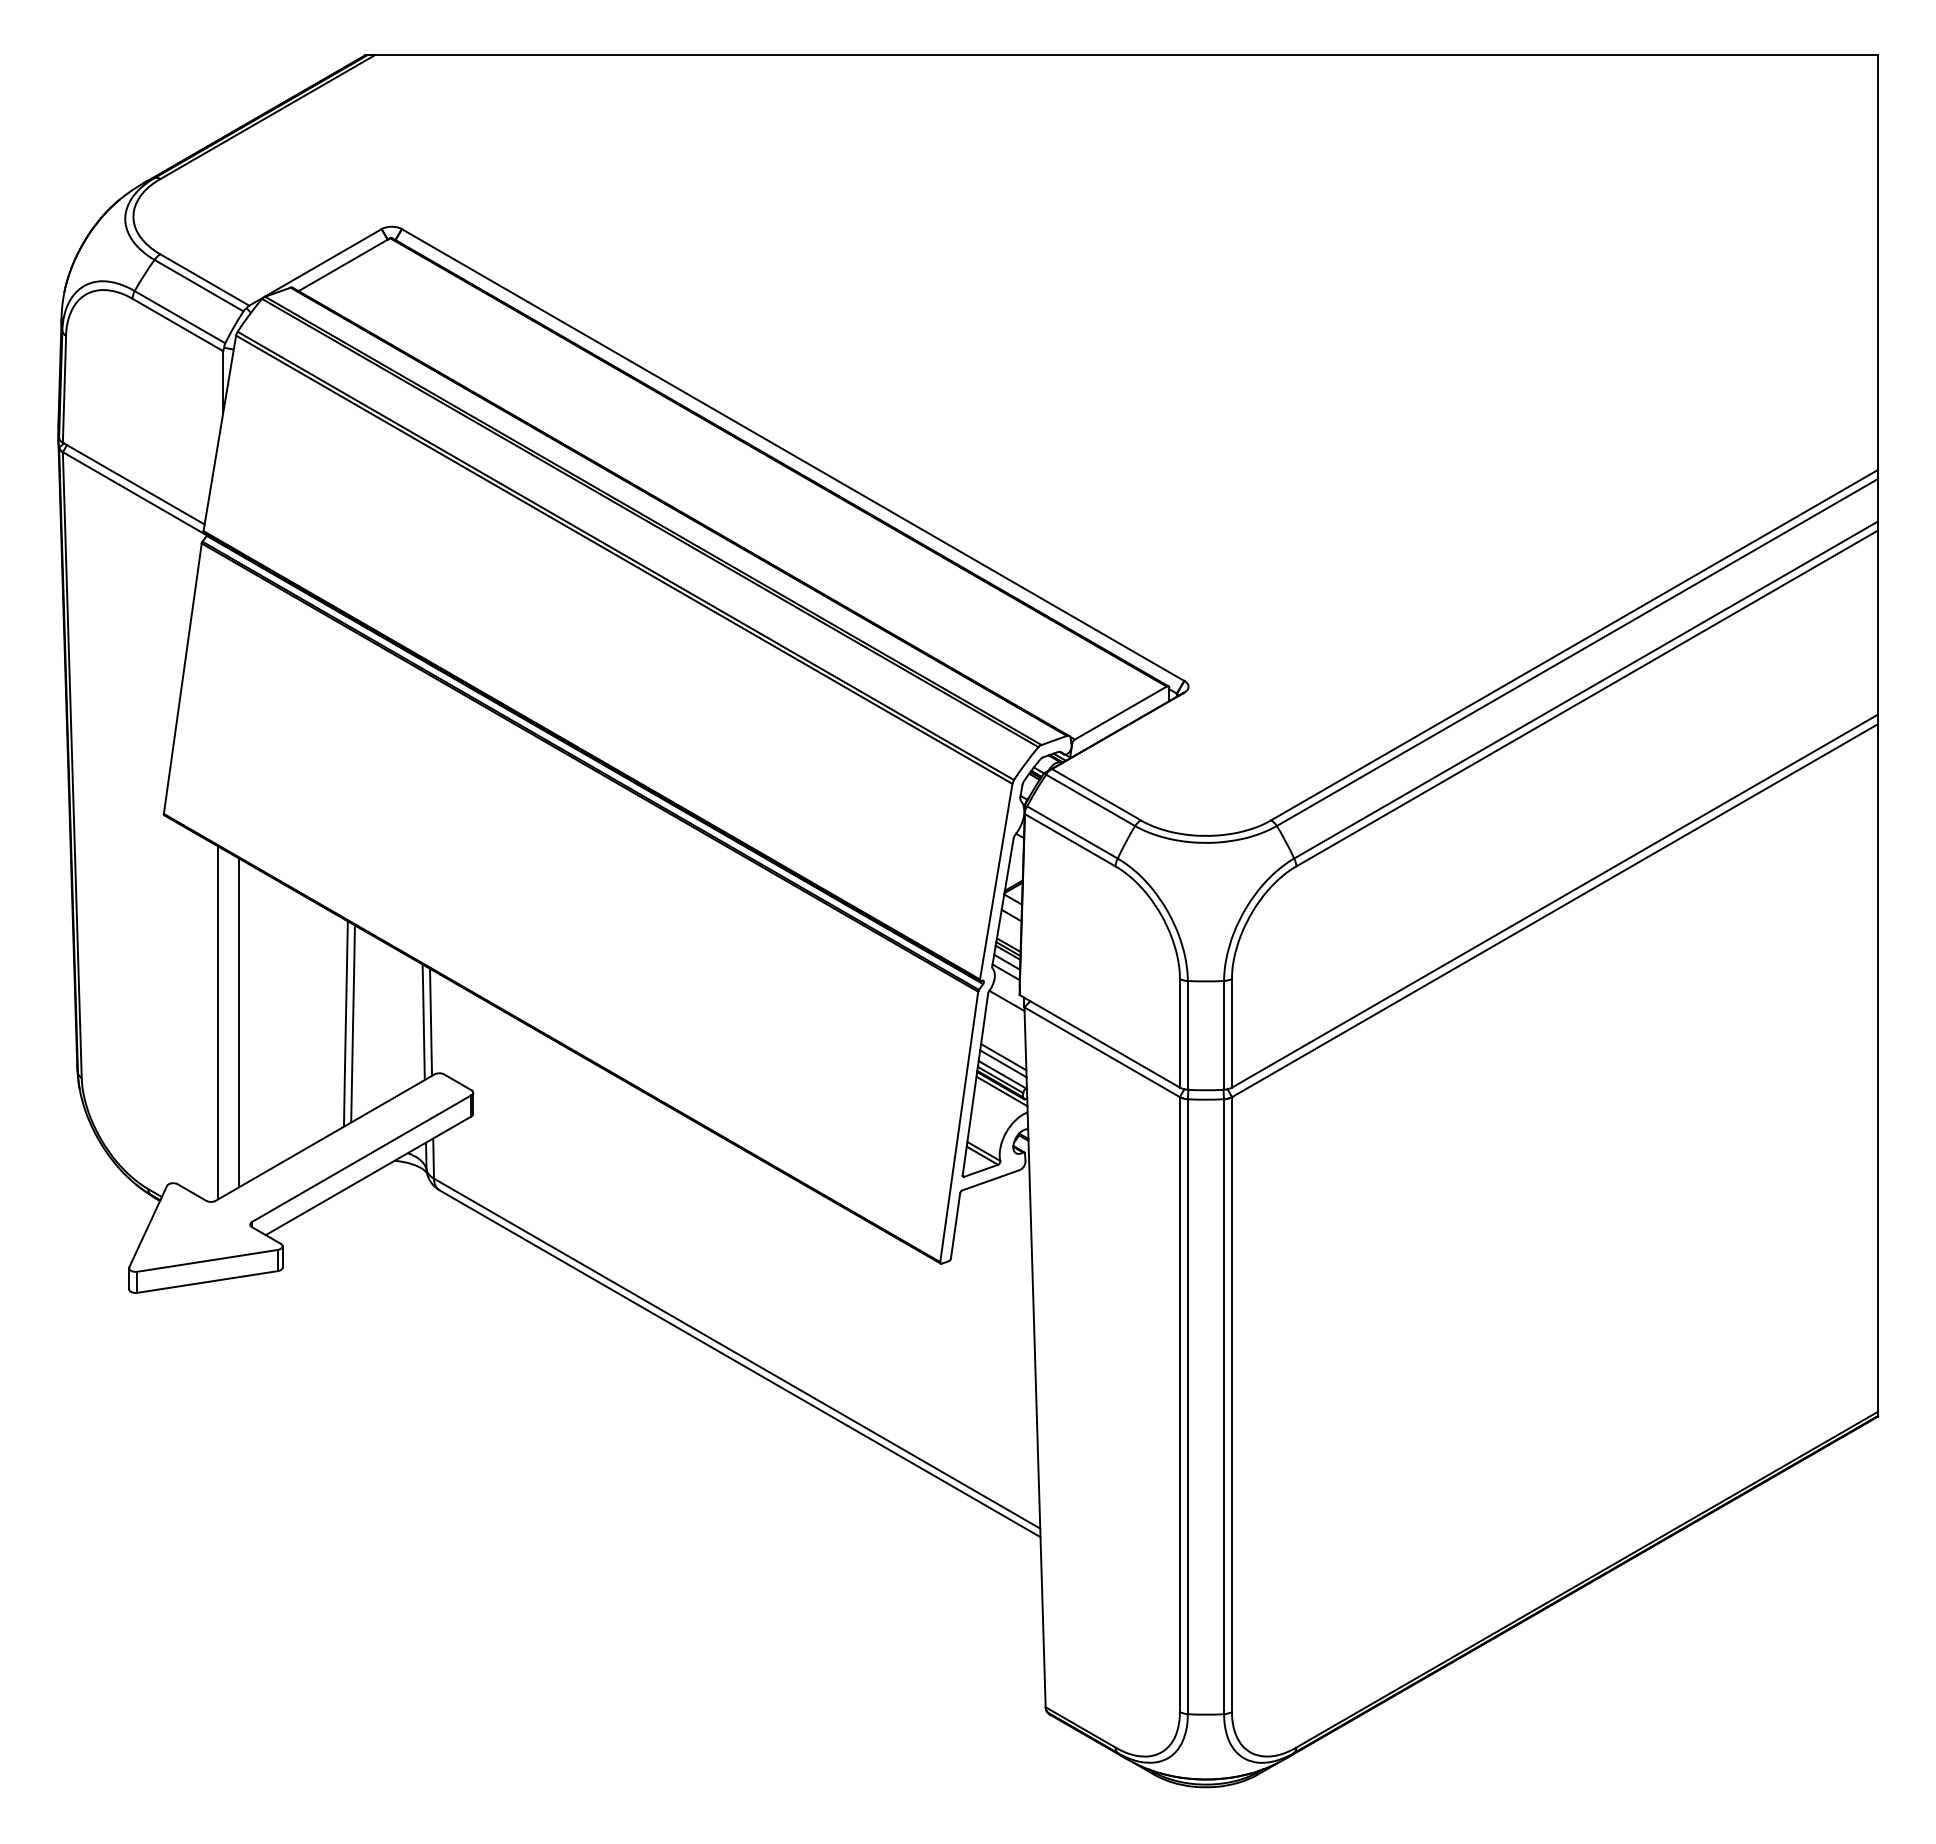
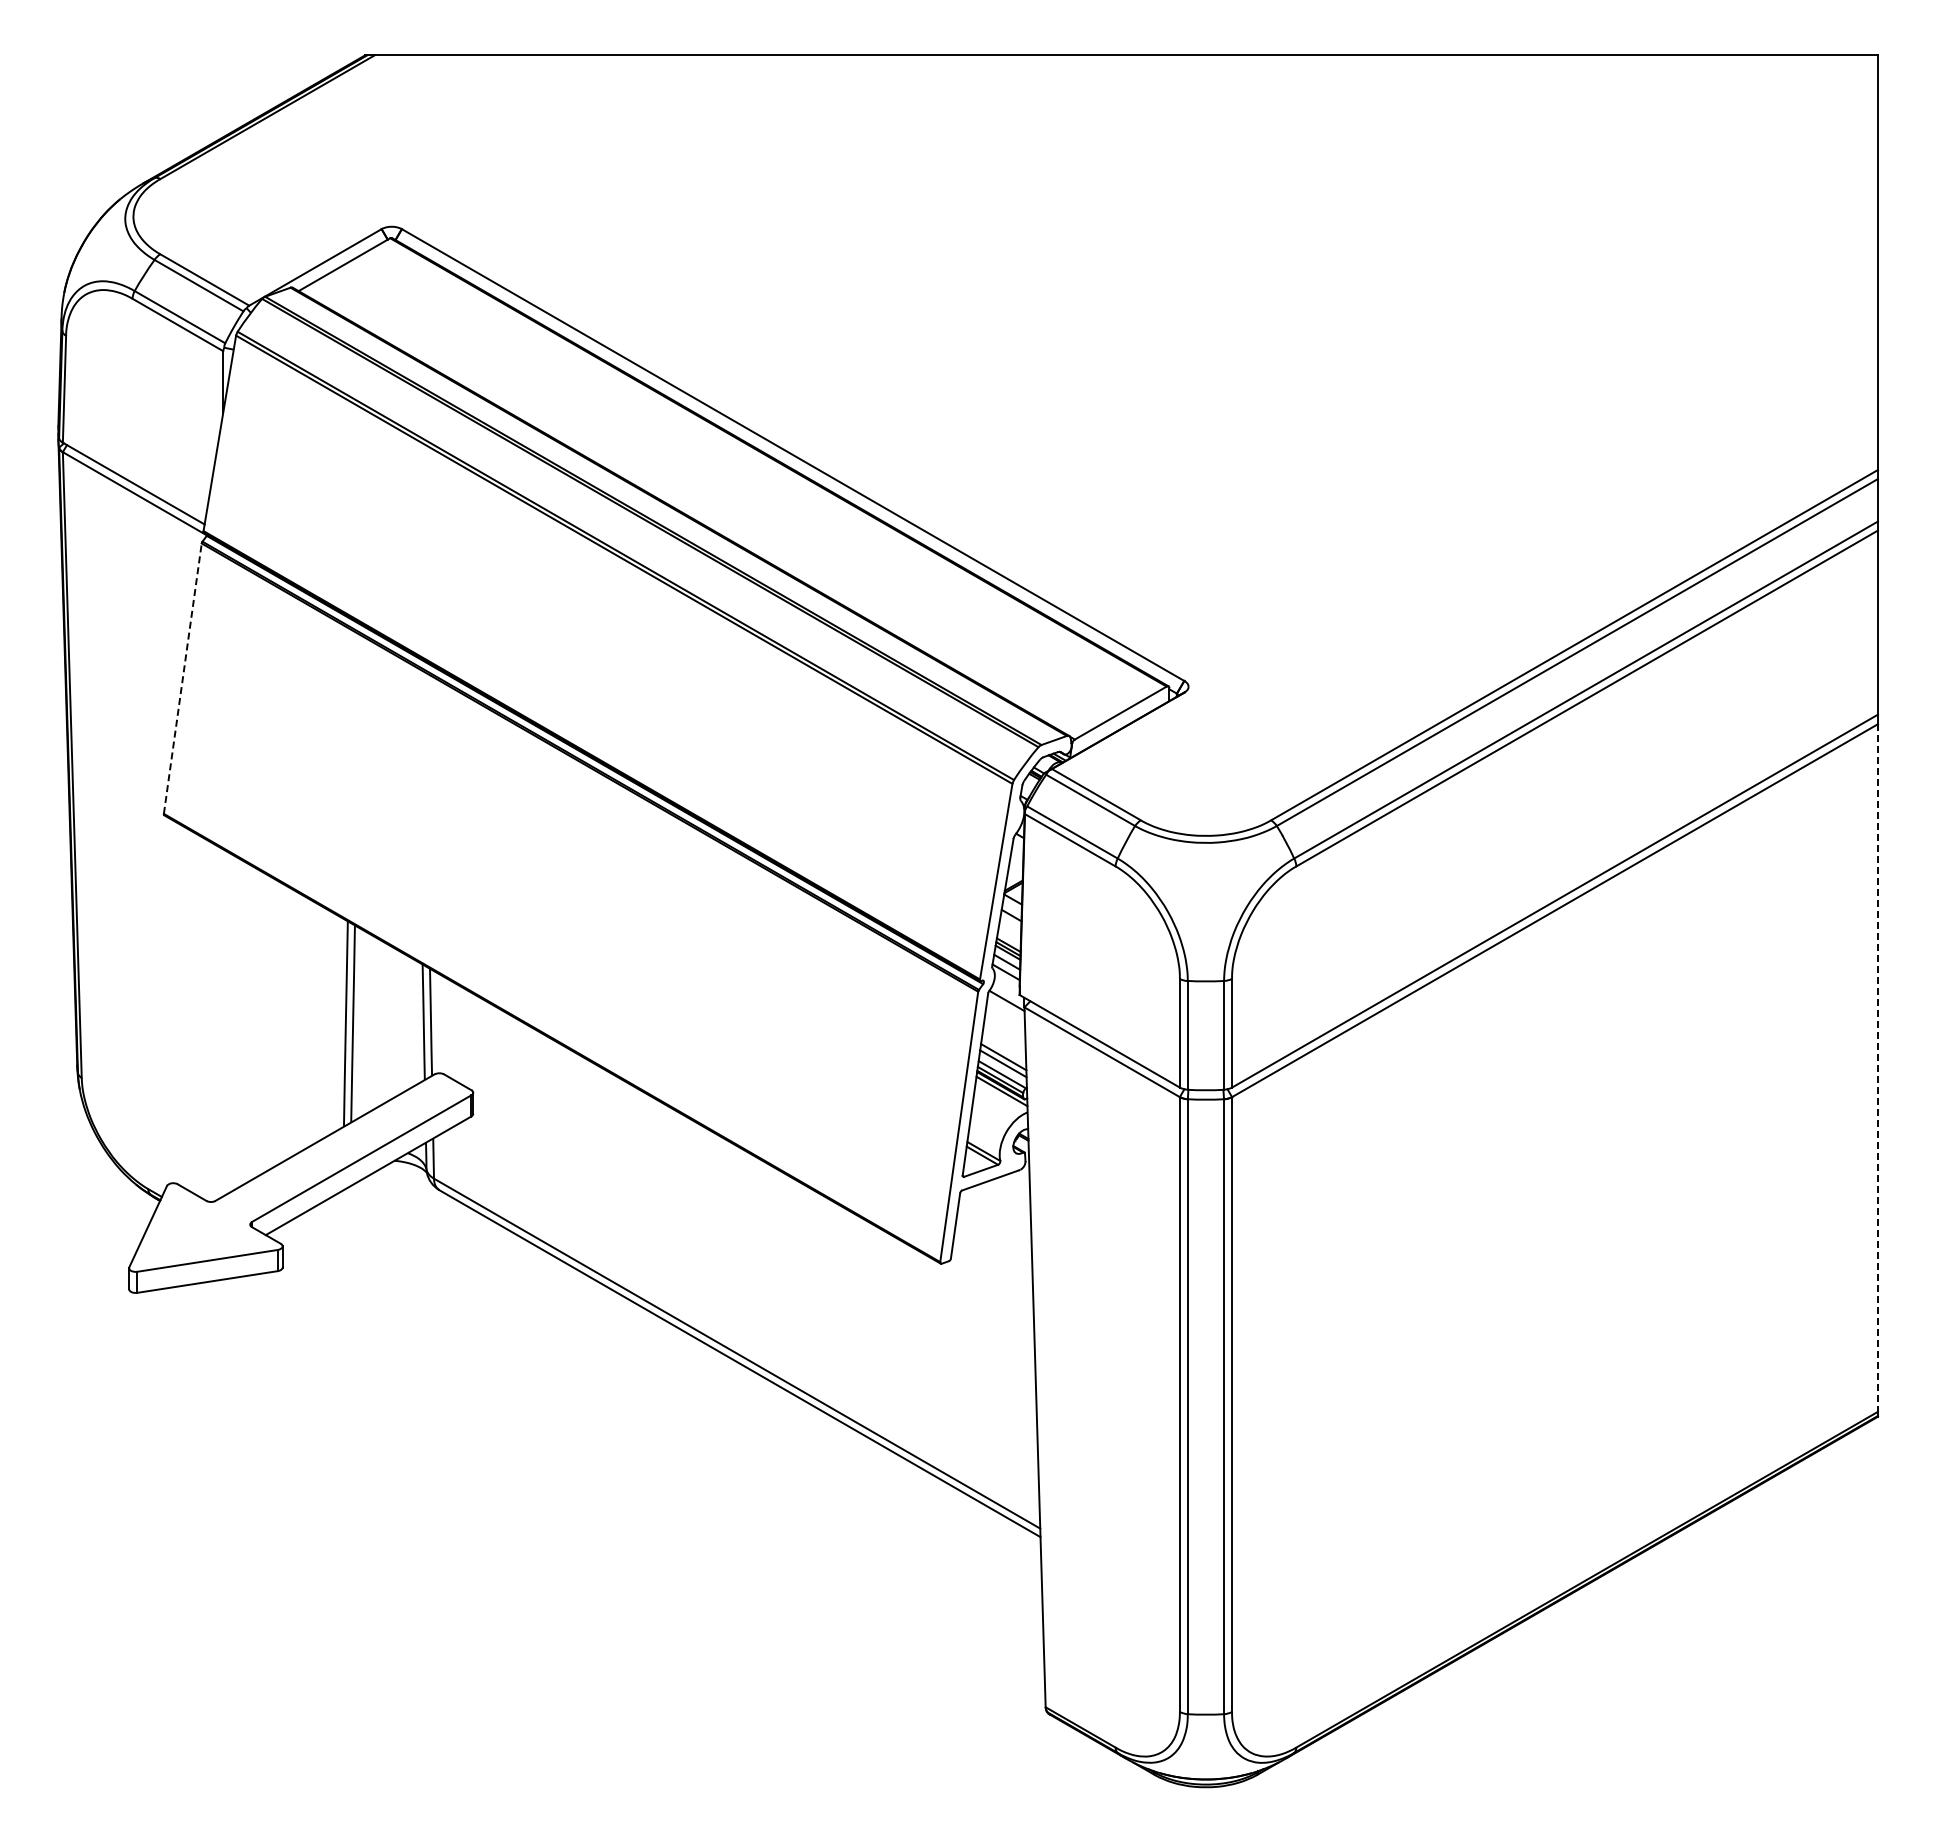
line: solid -> dashed (182, 678)
line: present -> none (218, 1022)
line: present -> none (238, 1022)
line: solid -> dashed (1877, 1068)
